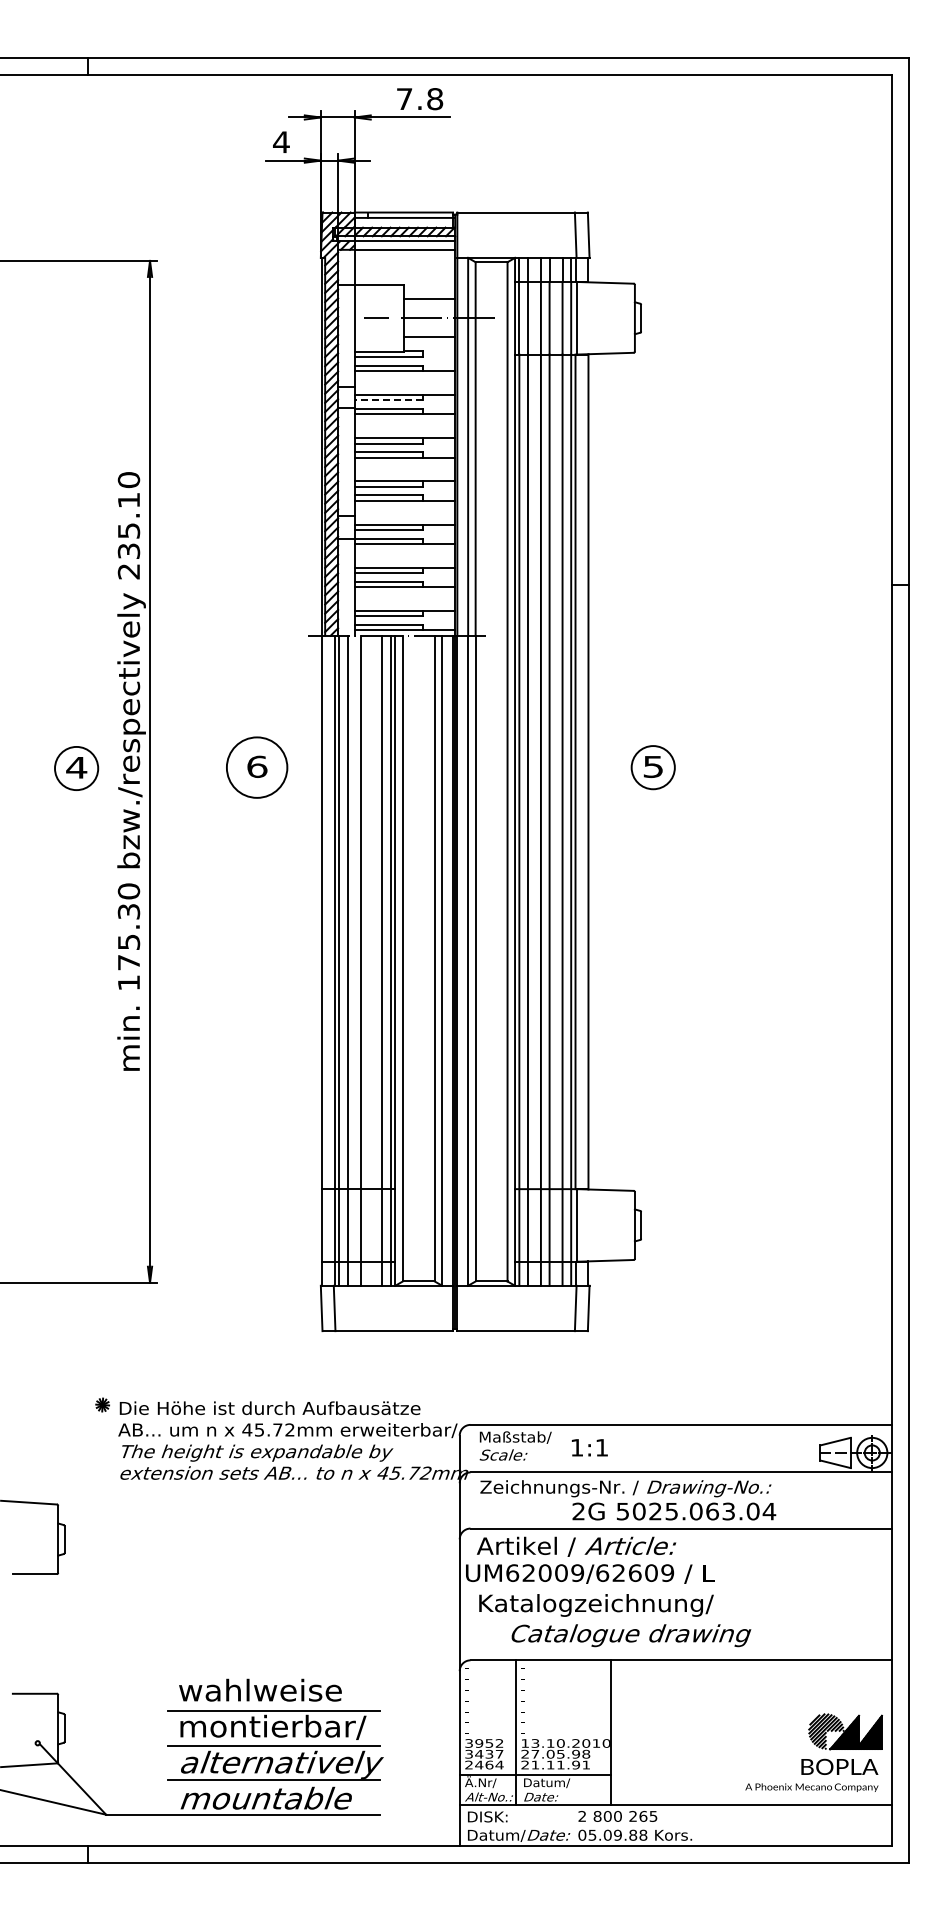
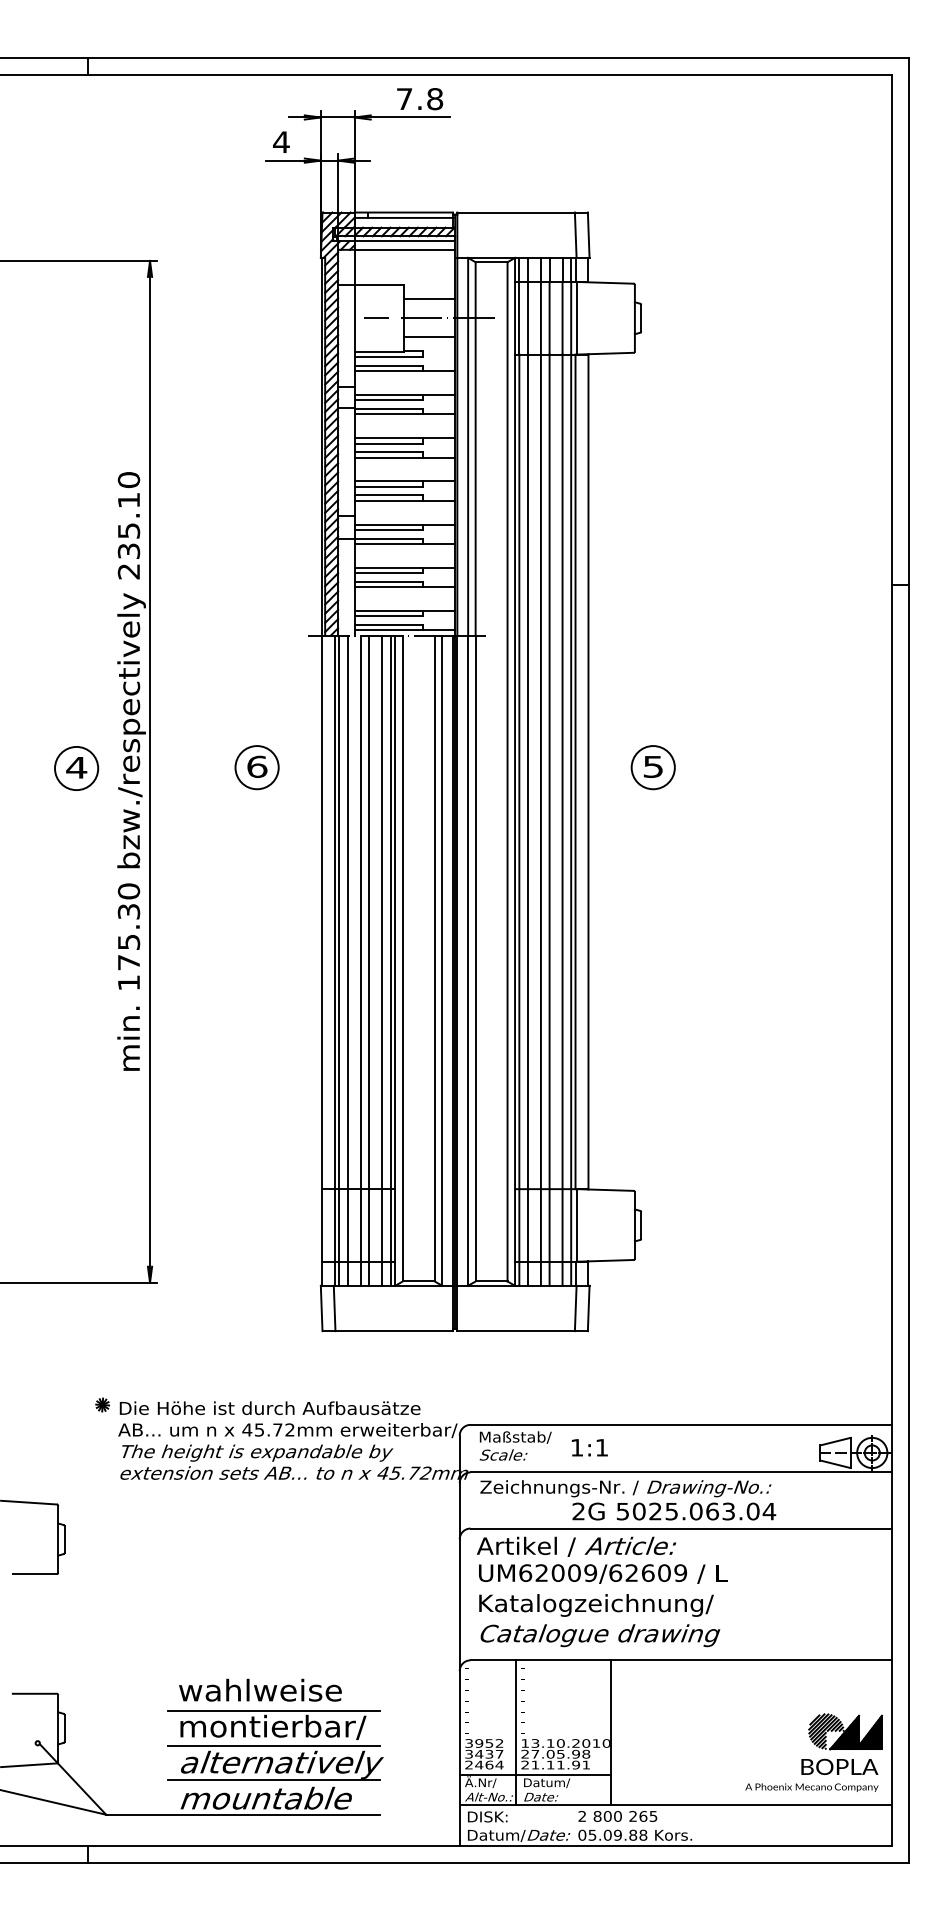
line: dashed -> solid (388, 400)
circle diameter: 60 px -> 43 px (256, 767)
line: none -> present (369, 960)
text position: (590, 1573) -> (603, 1573) (603, 1573)
text position: (631, 1635) -> (600, 1635) (600, 1635)
